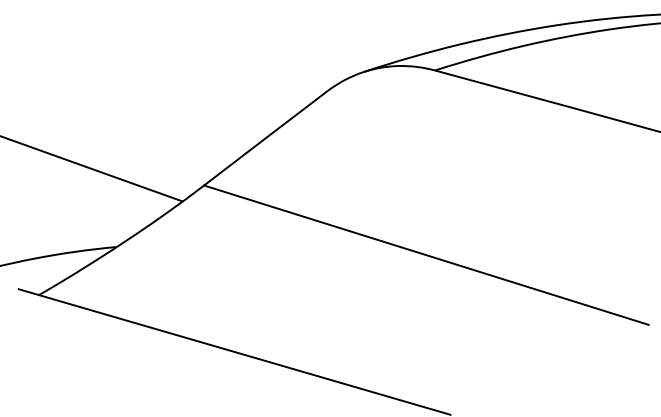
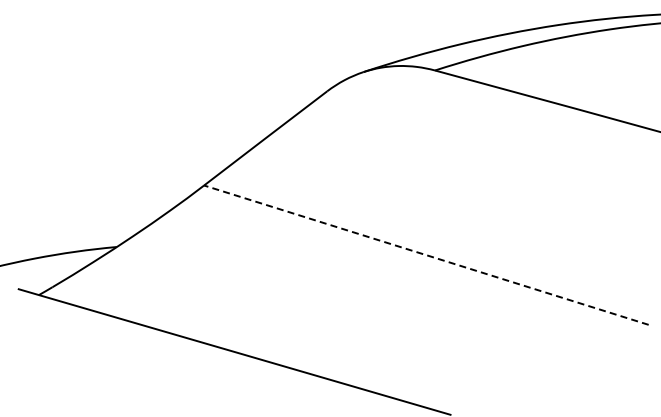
line: present -> none (92, 169)
line: solid -> dashed (426, 255)
